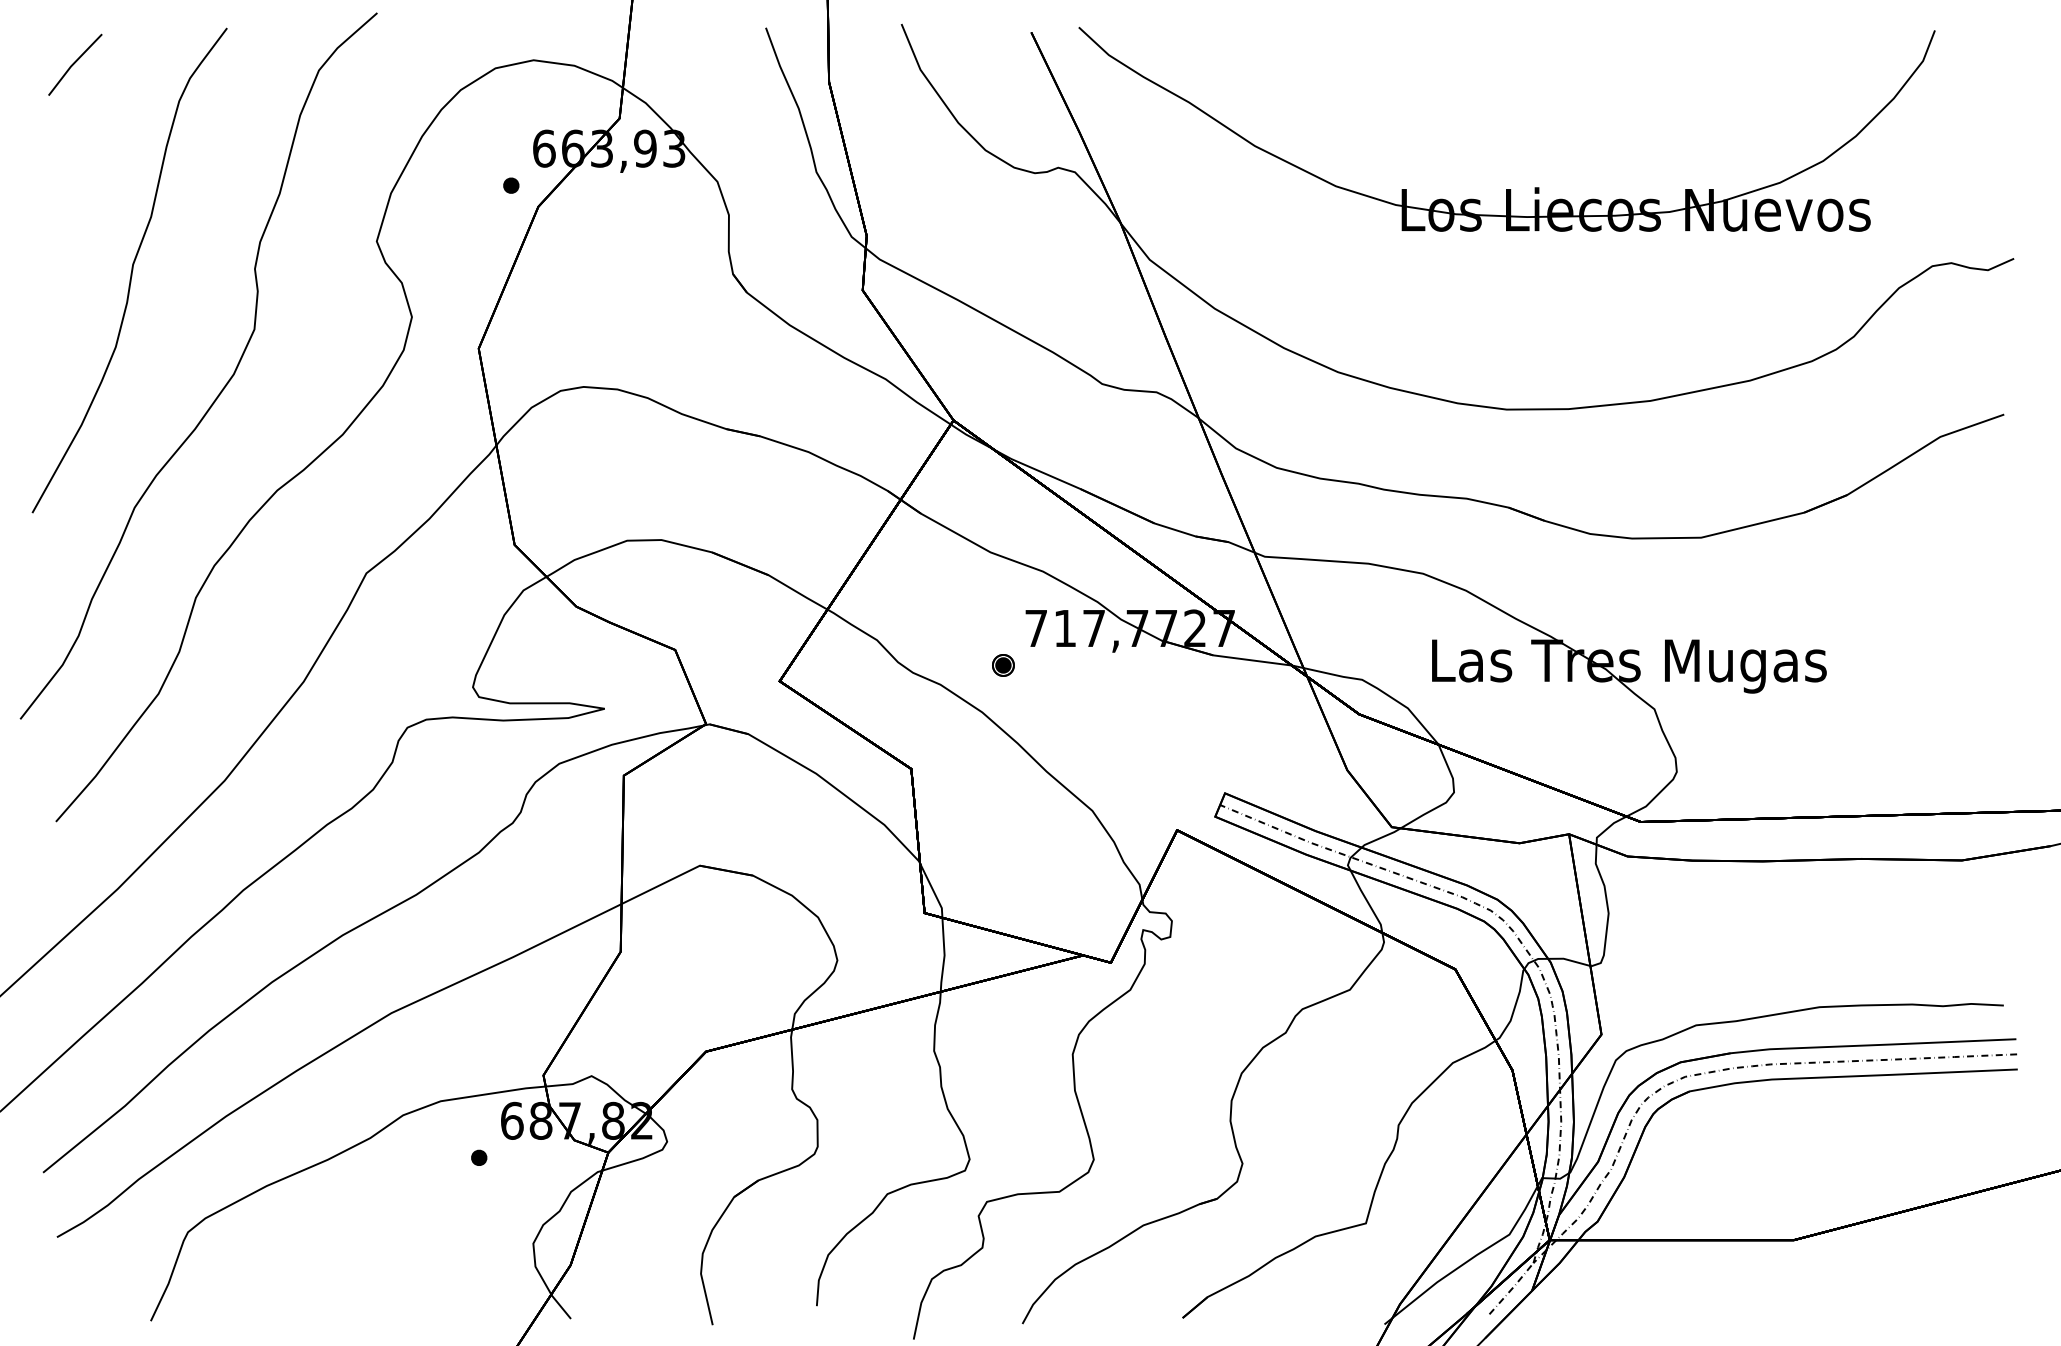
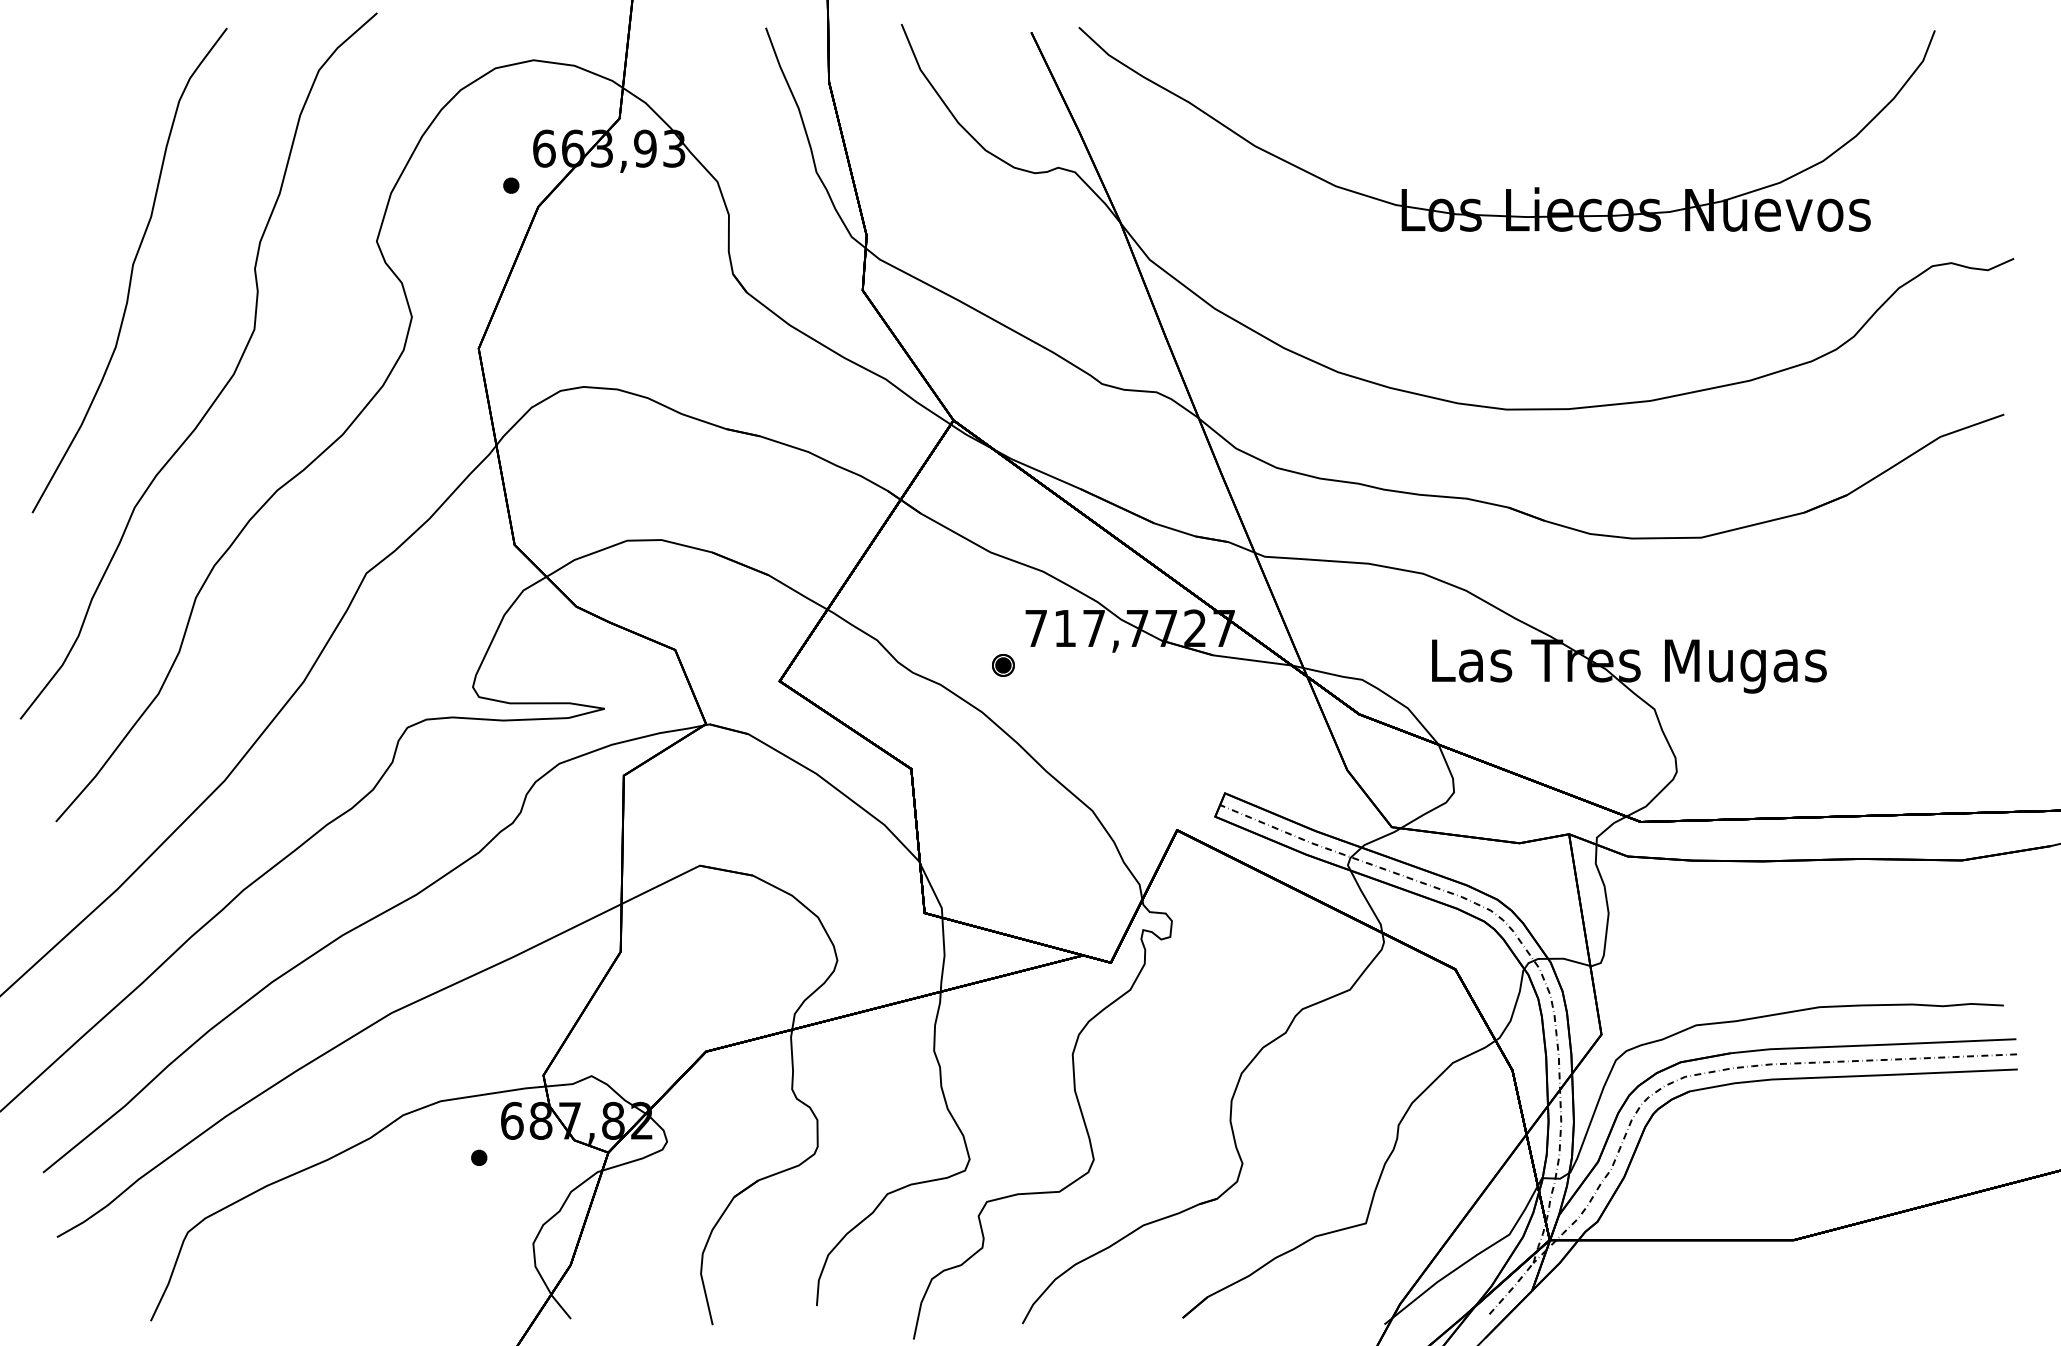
line: present -> none (75, 63)
